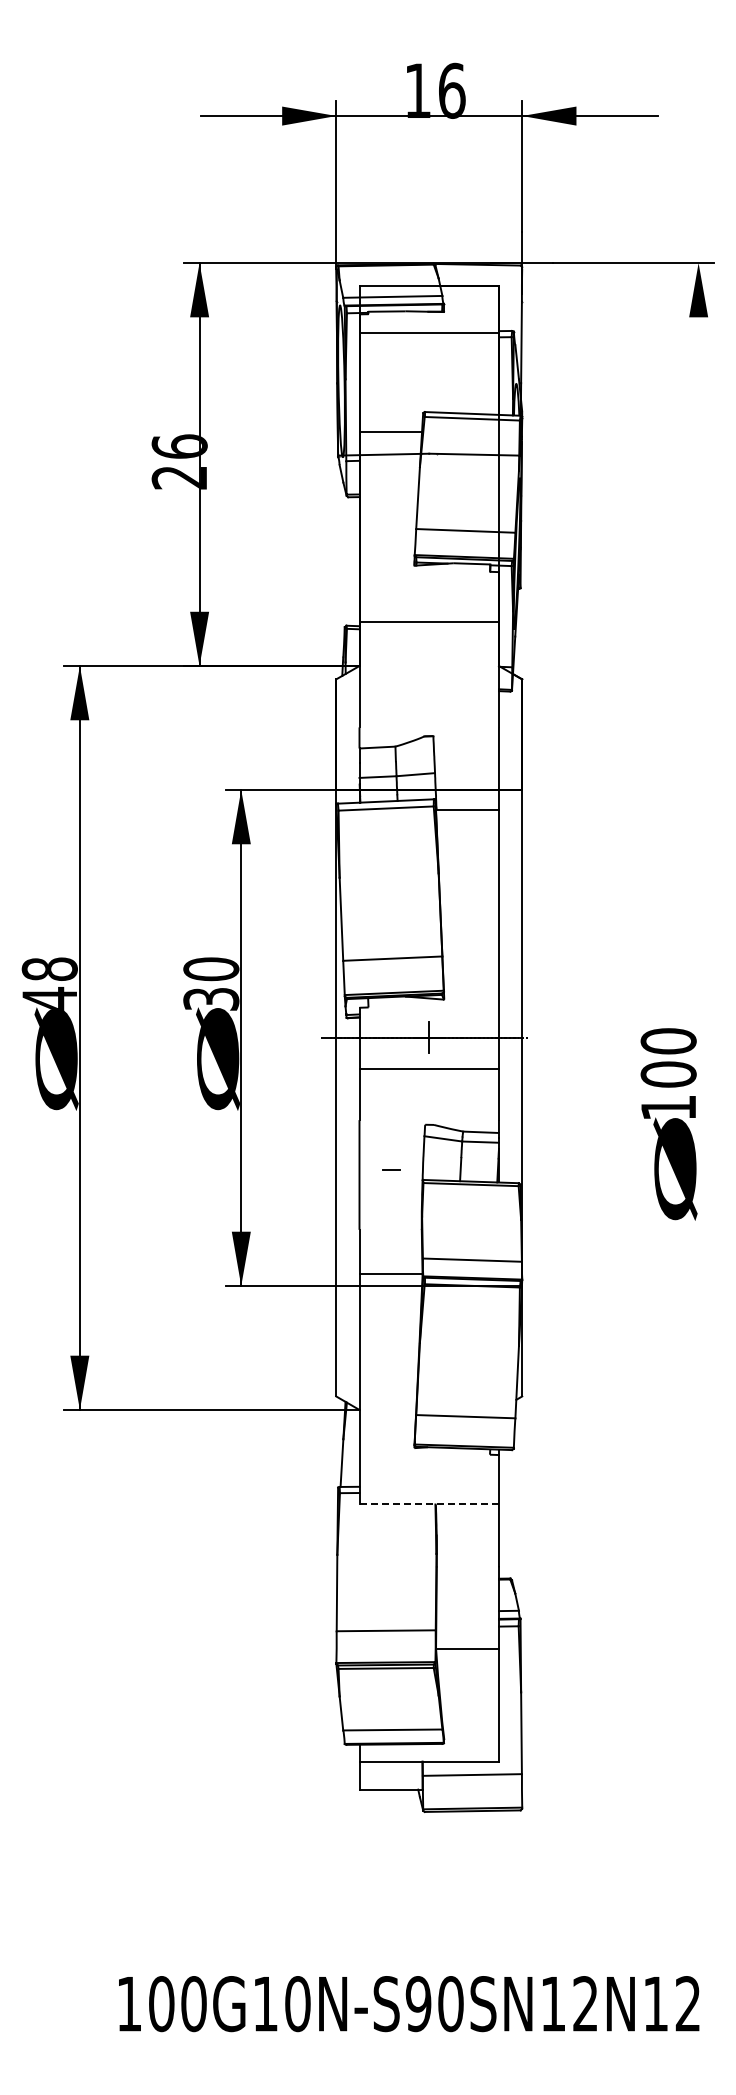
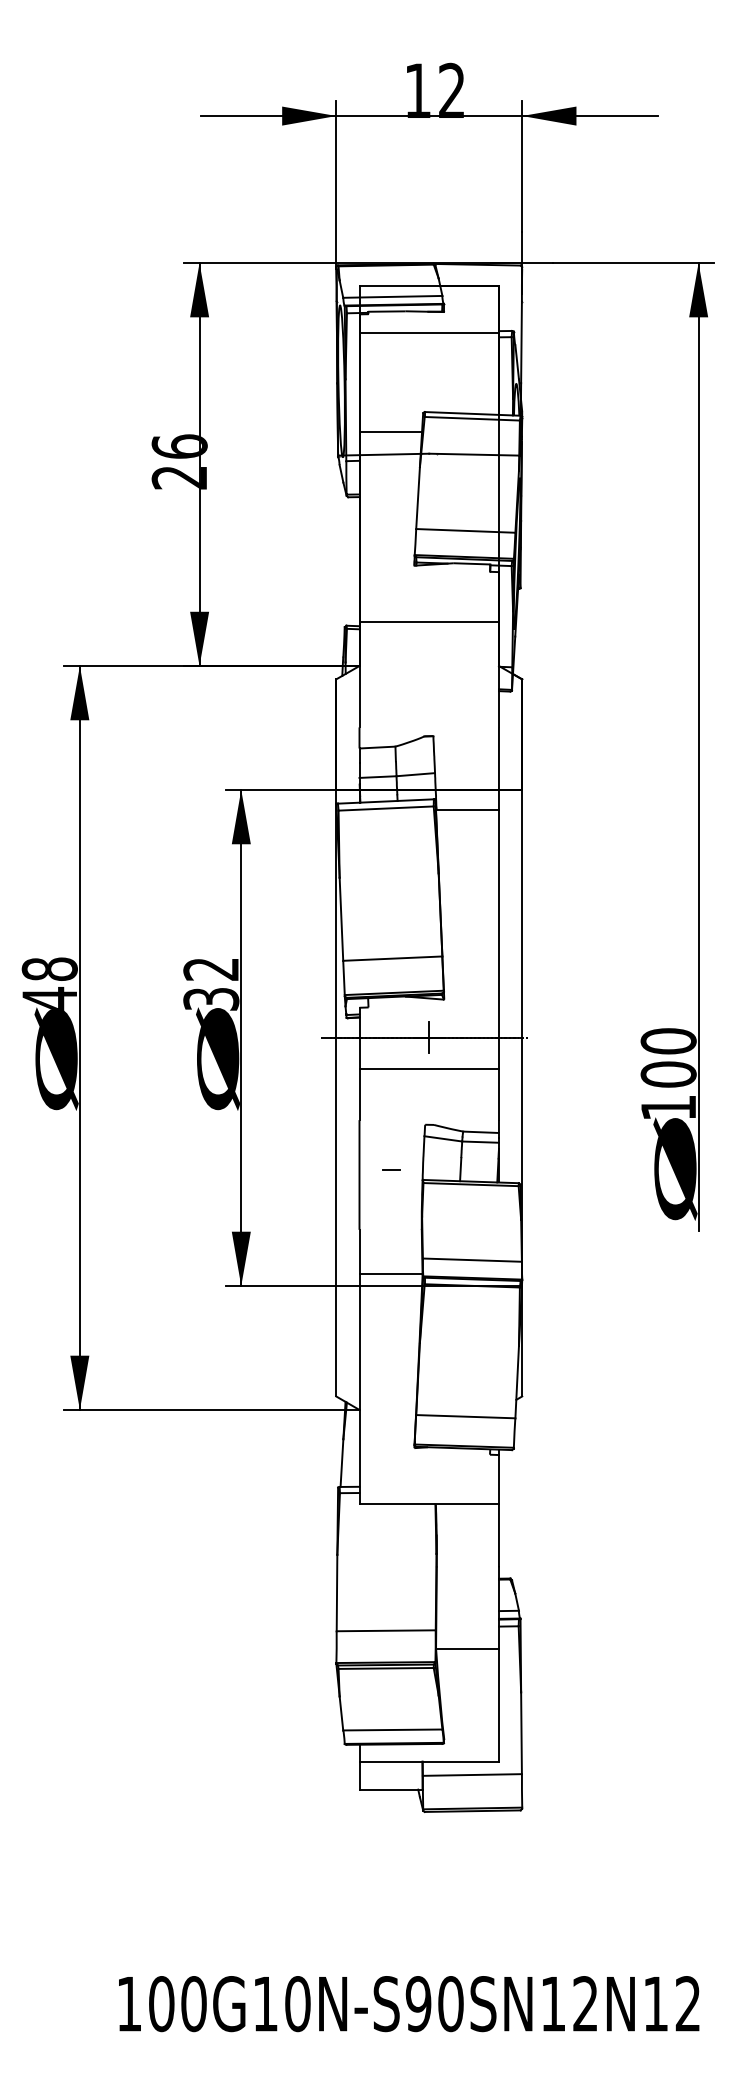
text: 16 -> 12 (452, 90)
line: none -> present (698, 747)
text: 30 -> 32 (211, 969)
line: dashed -> solid (429, 1504)
